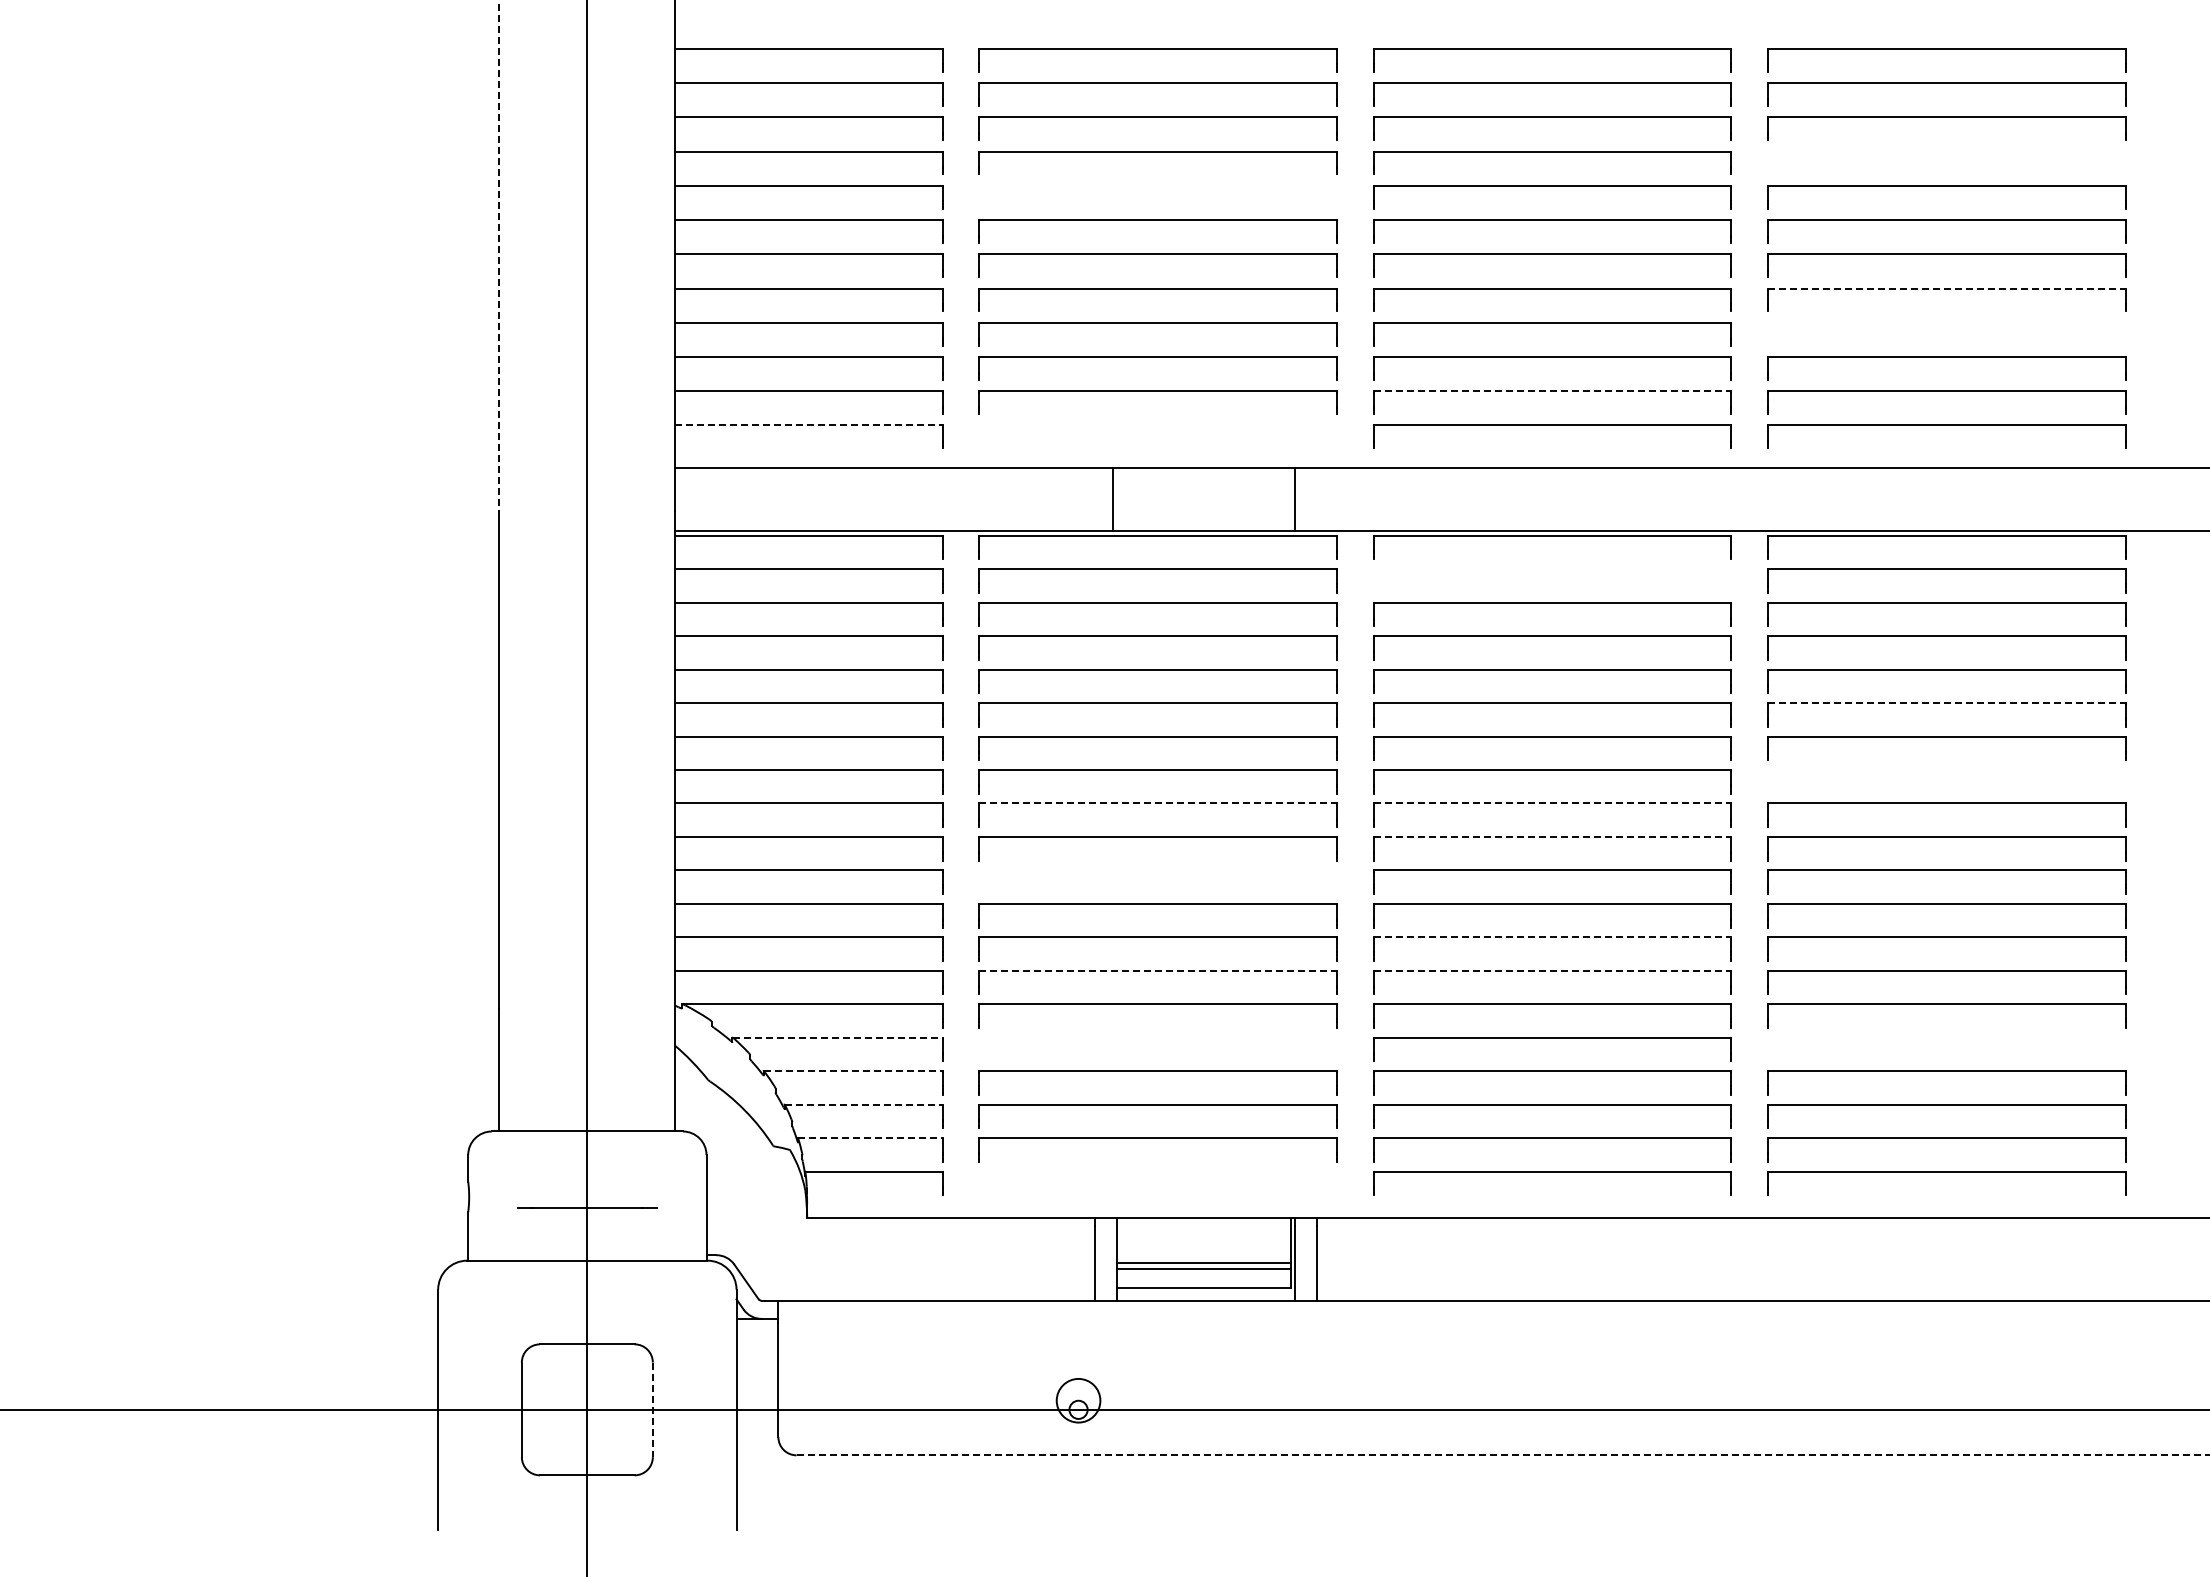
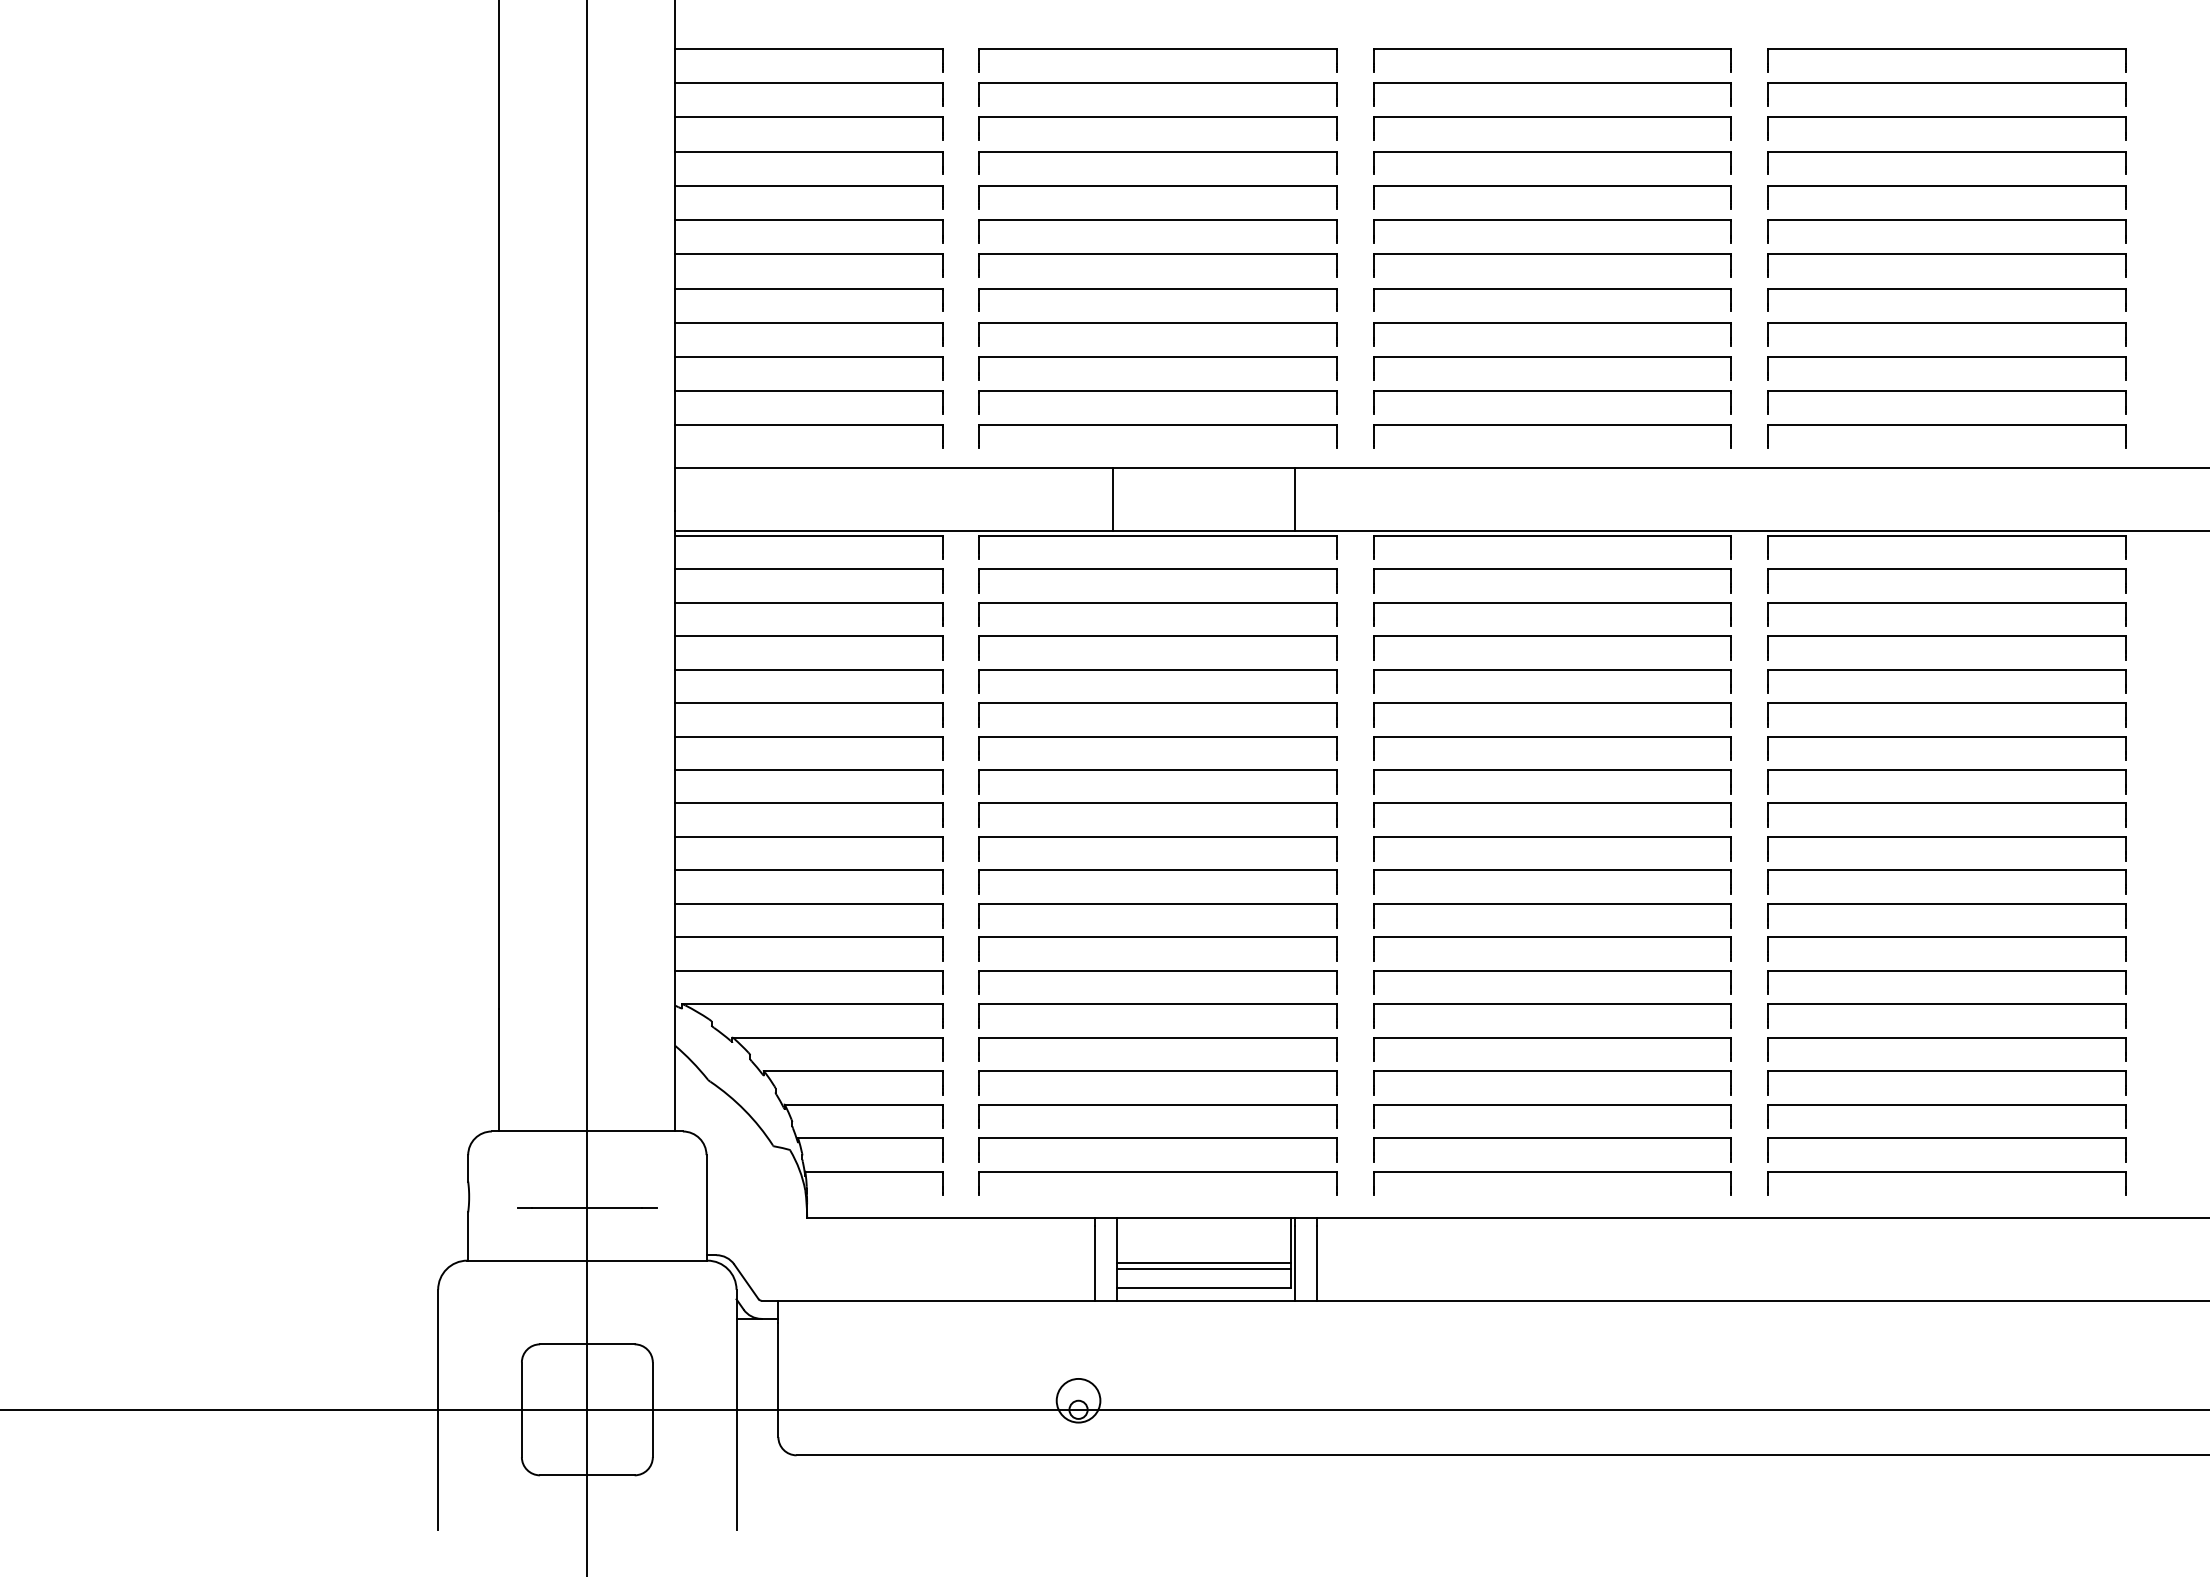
part: none -> present (1946, 152)
part: none -> present (1157, 186)
line: dashed -> solid (499, 255)
line: dashed -> solid (1946, 288)
part: none -> present (1946, 323)
line: dashed -> solid (1552, 391)
line: dashed -> solid (809, 425)
part: none -> present (1157, 425)
part: none -> present (1552, 569)
line: dashed -> solid (1946, 703)
part: none -> present (1946, 770)
line: dashed -> solid (1158, 803)
line: dashed -> solid (1552, 803)
line: dashed -> solid (1552, 836)
part: none -> present (1157, 870)
line: dashed -> solid (1552, 937)
line: dashed -> solid (1158, 970)
line: dashed -> solid (1552, 970)
line: dashed -> solid (838, 1037)
part: none -> present (1157, 1038)
part: none -> present (1946, 1038)
line: dashed -> solid (853, 1071)
line: dashed -> solid (864, 1104)
line: dashed -> solid (870, 1138)
part: none -> present (1157, 1172)
line: dashed -> solid (652, 1410)
line: dashed -> solid (1503, 1455)
